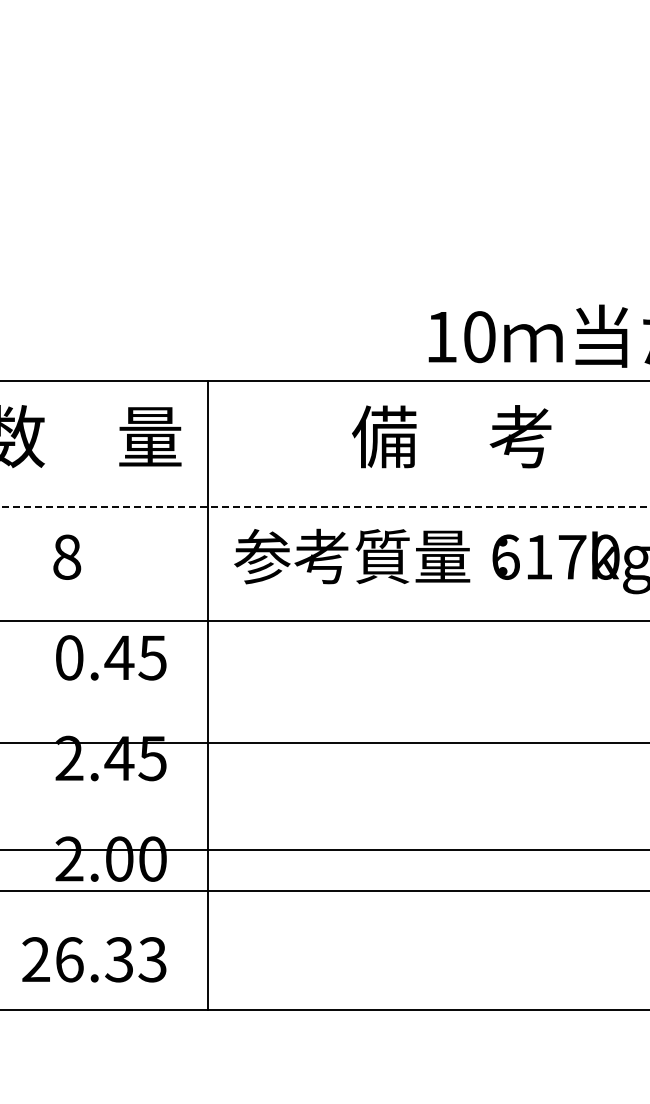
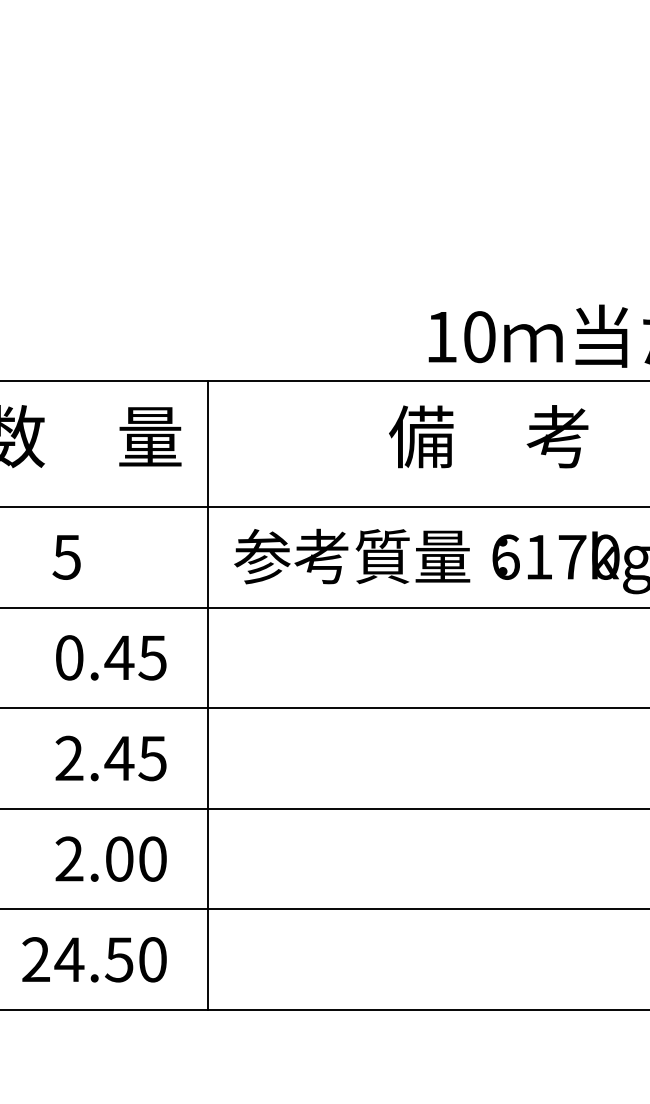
text position: (451, 436) -> (488, 436) (488, 436)
line: dashed -> solid (325, 506)
text: 8 -> 5 (66, 556)
line position: (324, 620) -> (324, 607) (324, 607)
line position: (324, 743) -> (324, 708) (324, 708)
line position: (324, 849) -> (324, 808) (324, 808)
line position: (324, 891) -> (324, 909) (324, 909)
text: 26.33 -> 24.50 (110, 959)
